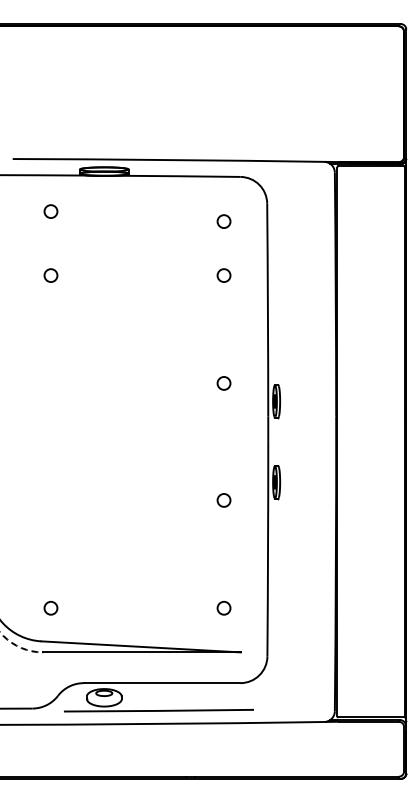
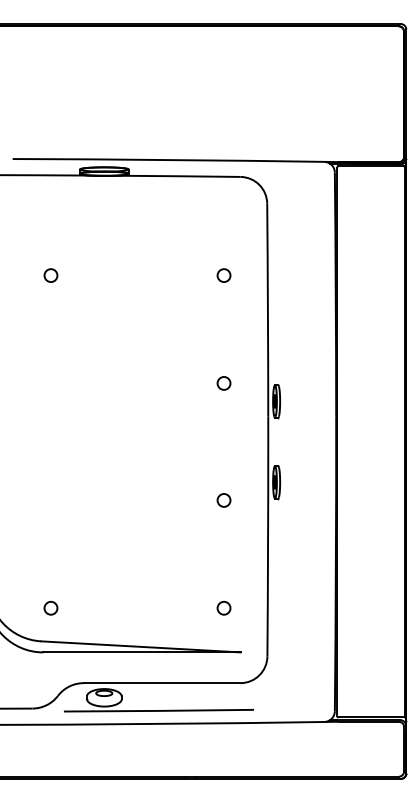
circle: present -> none (50, 211)
circle: present -> none (223, 221)
arc: dashed -> solid (19, 647)
